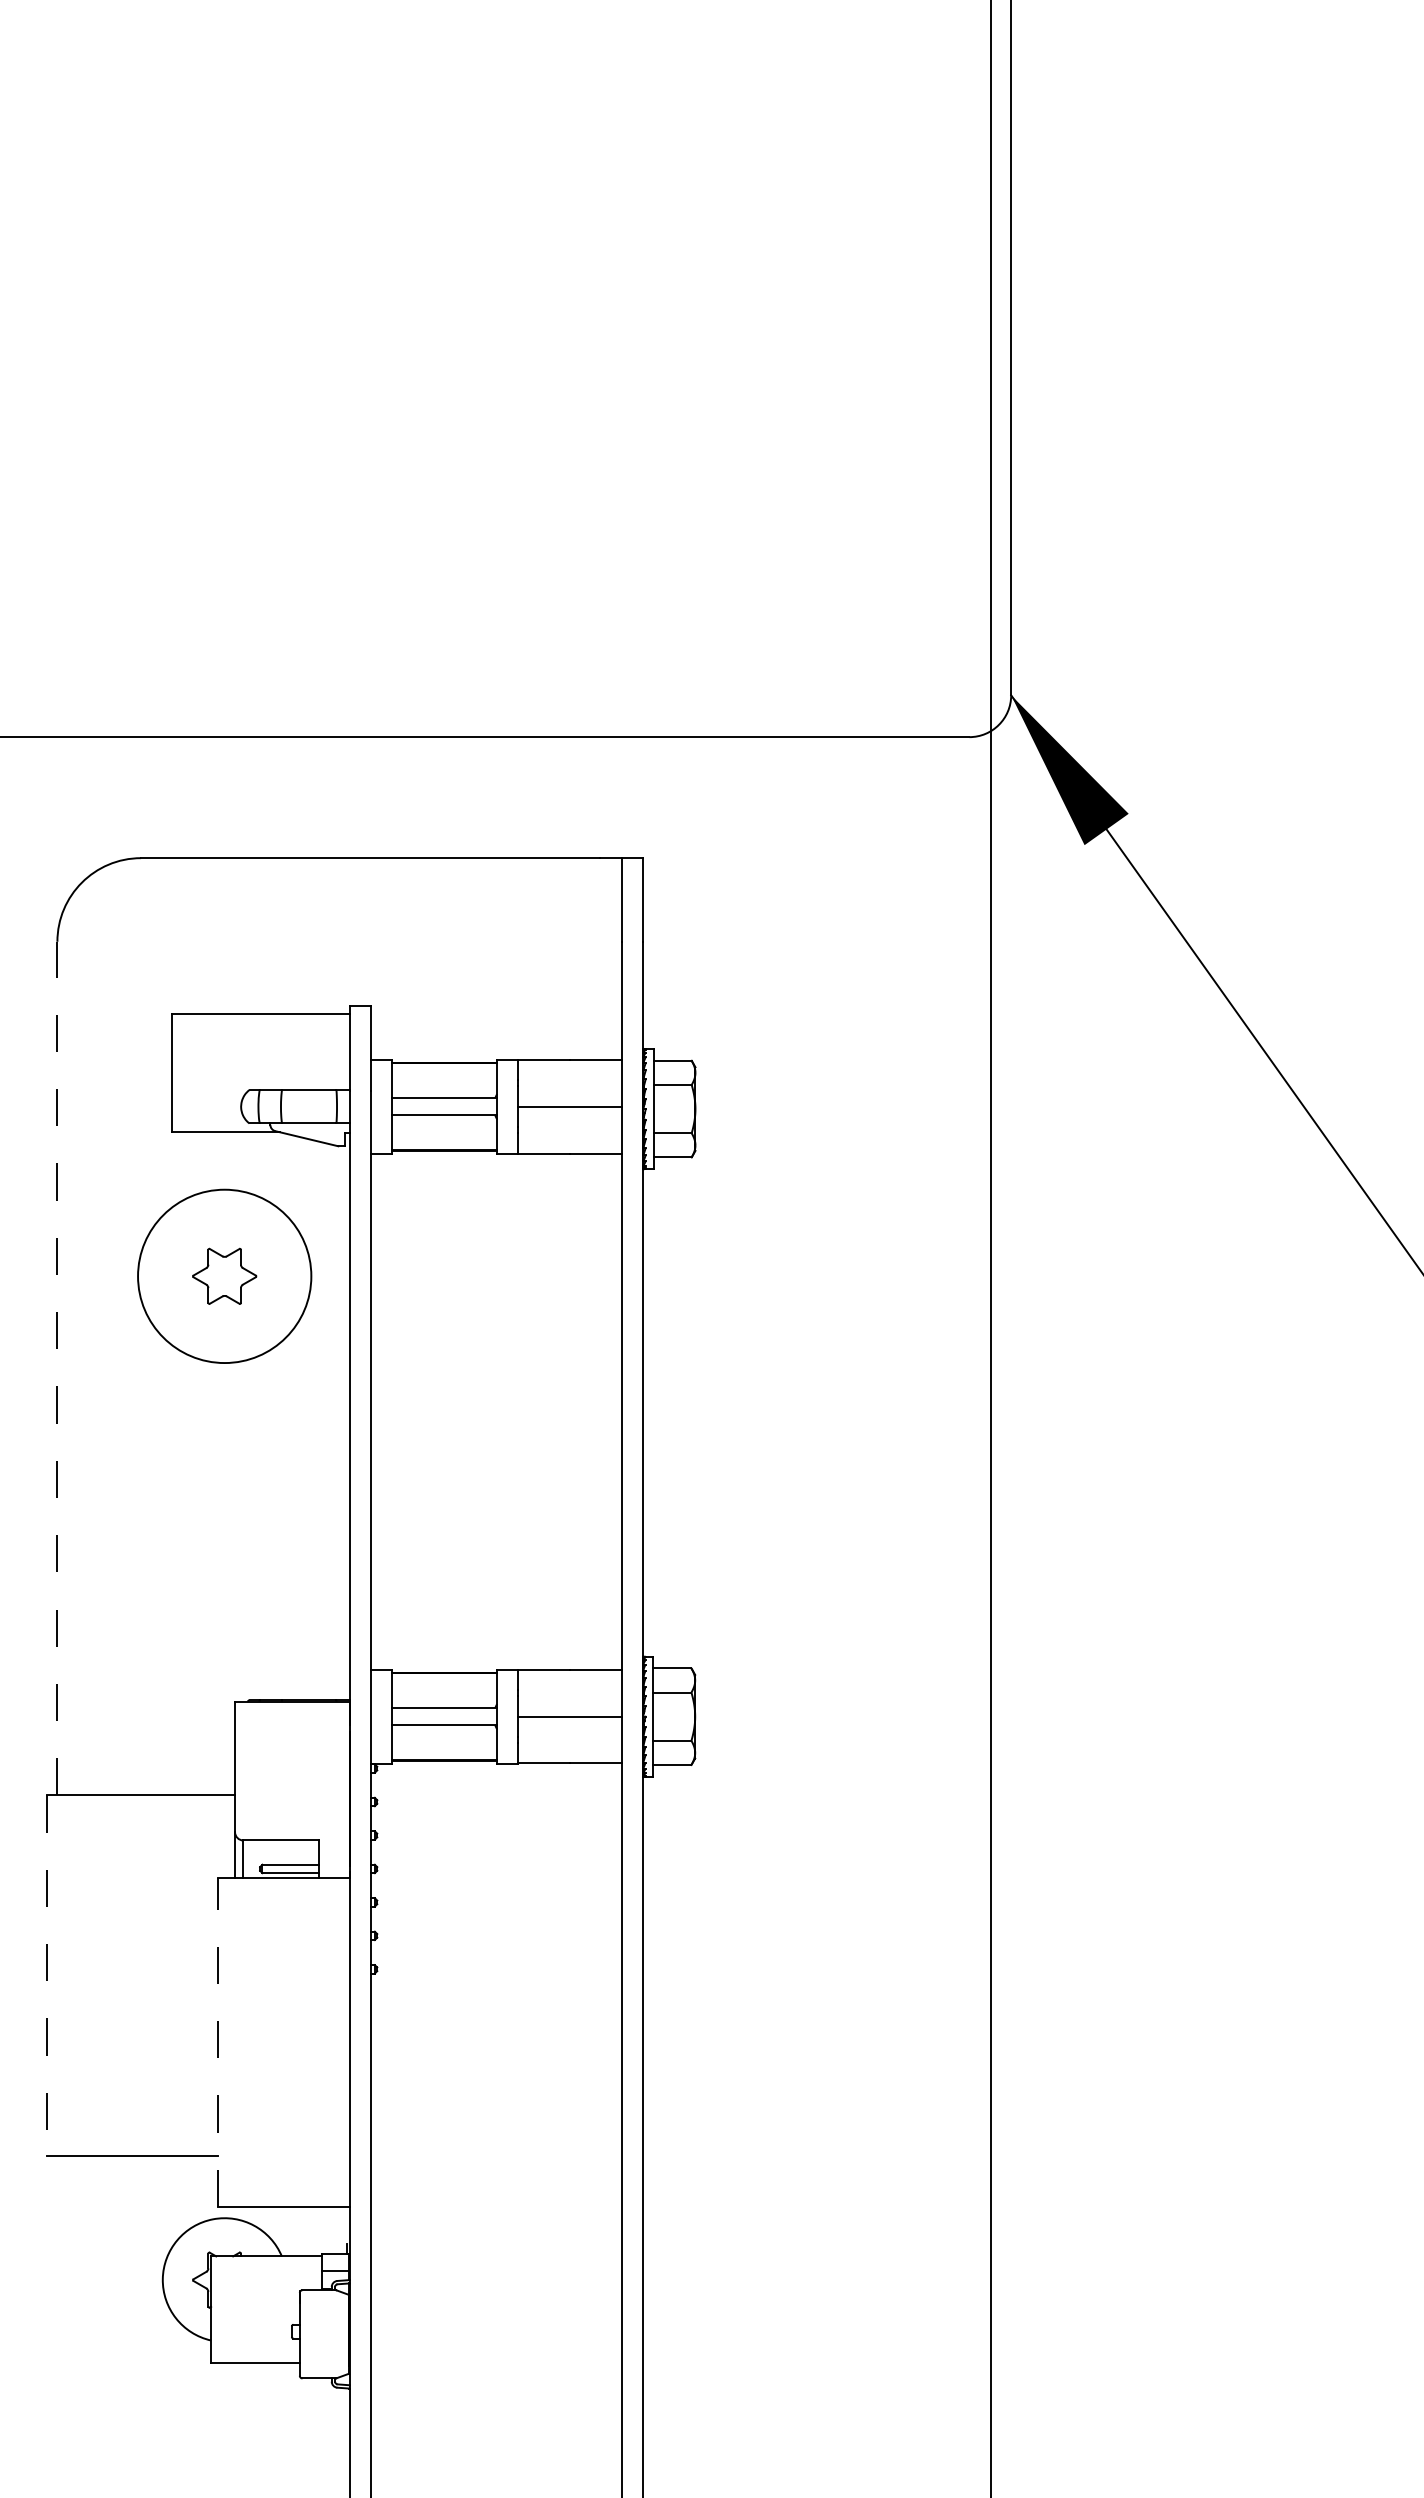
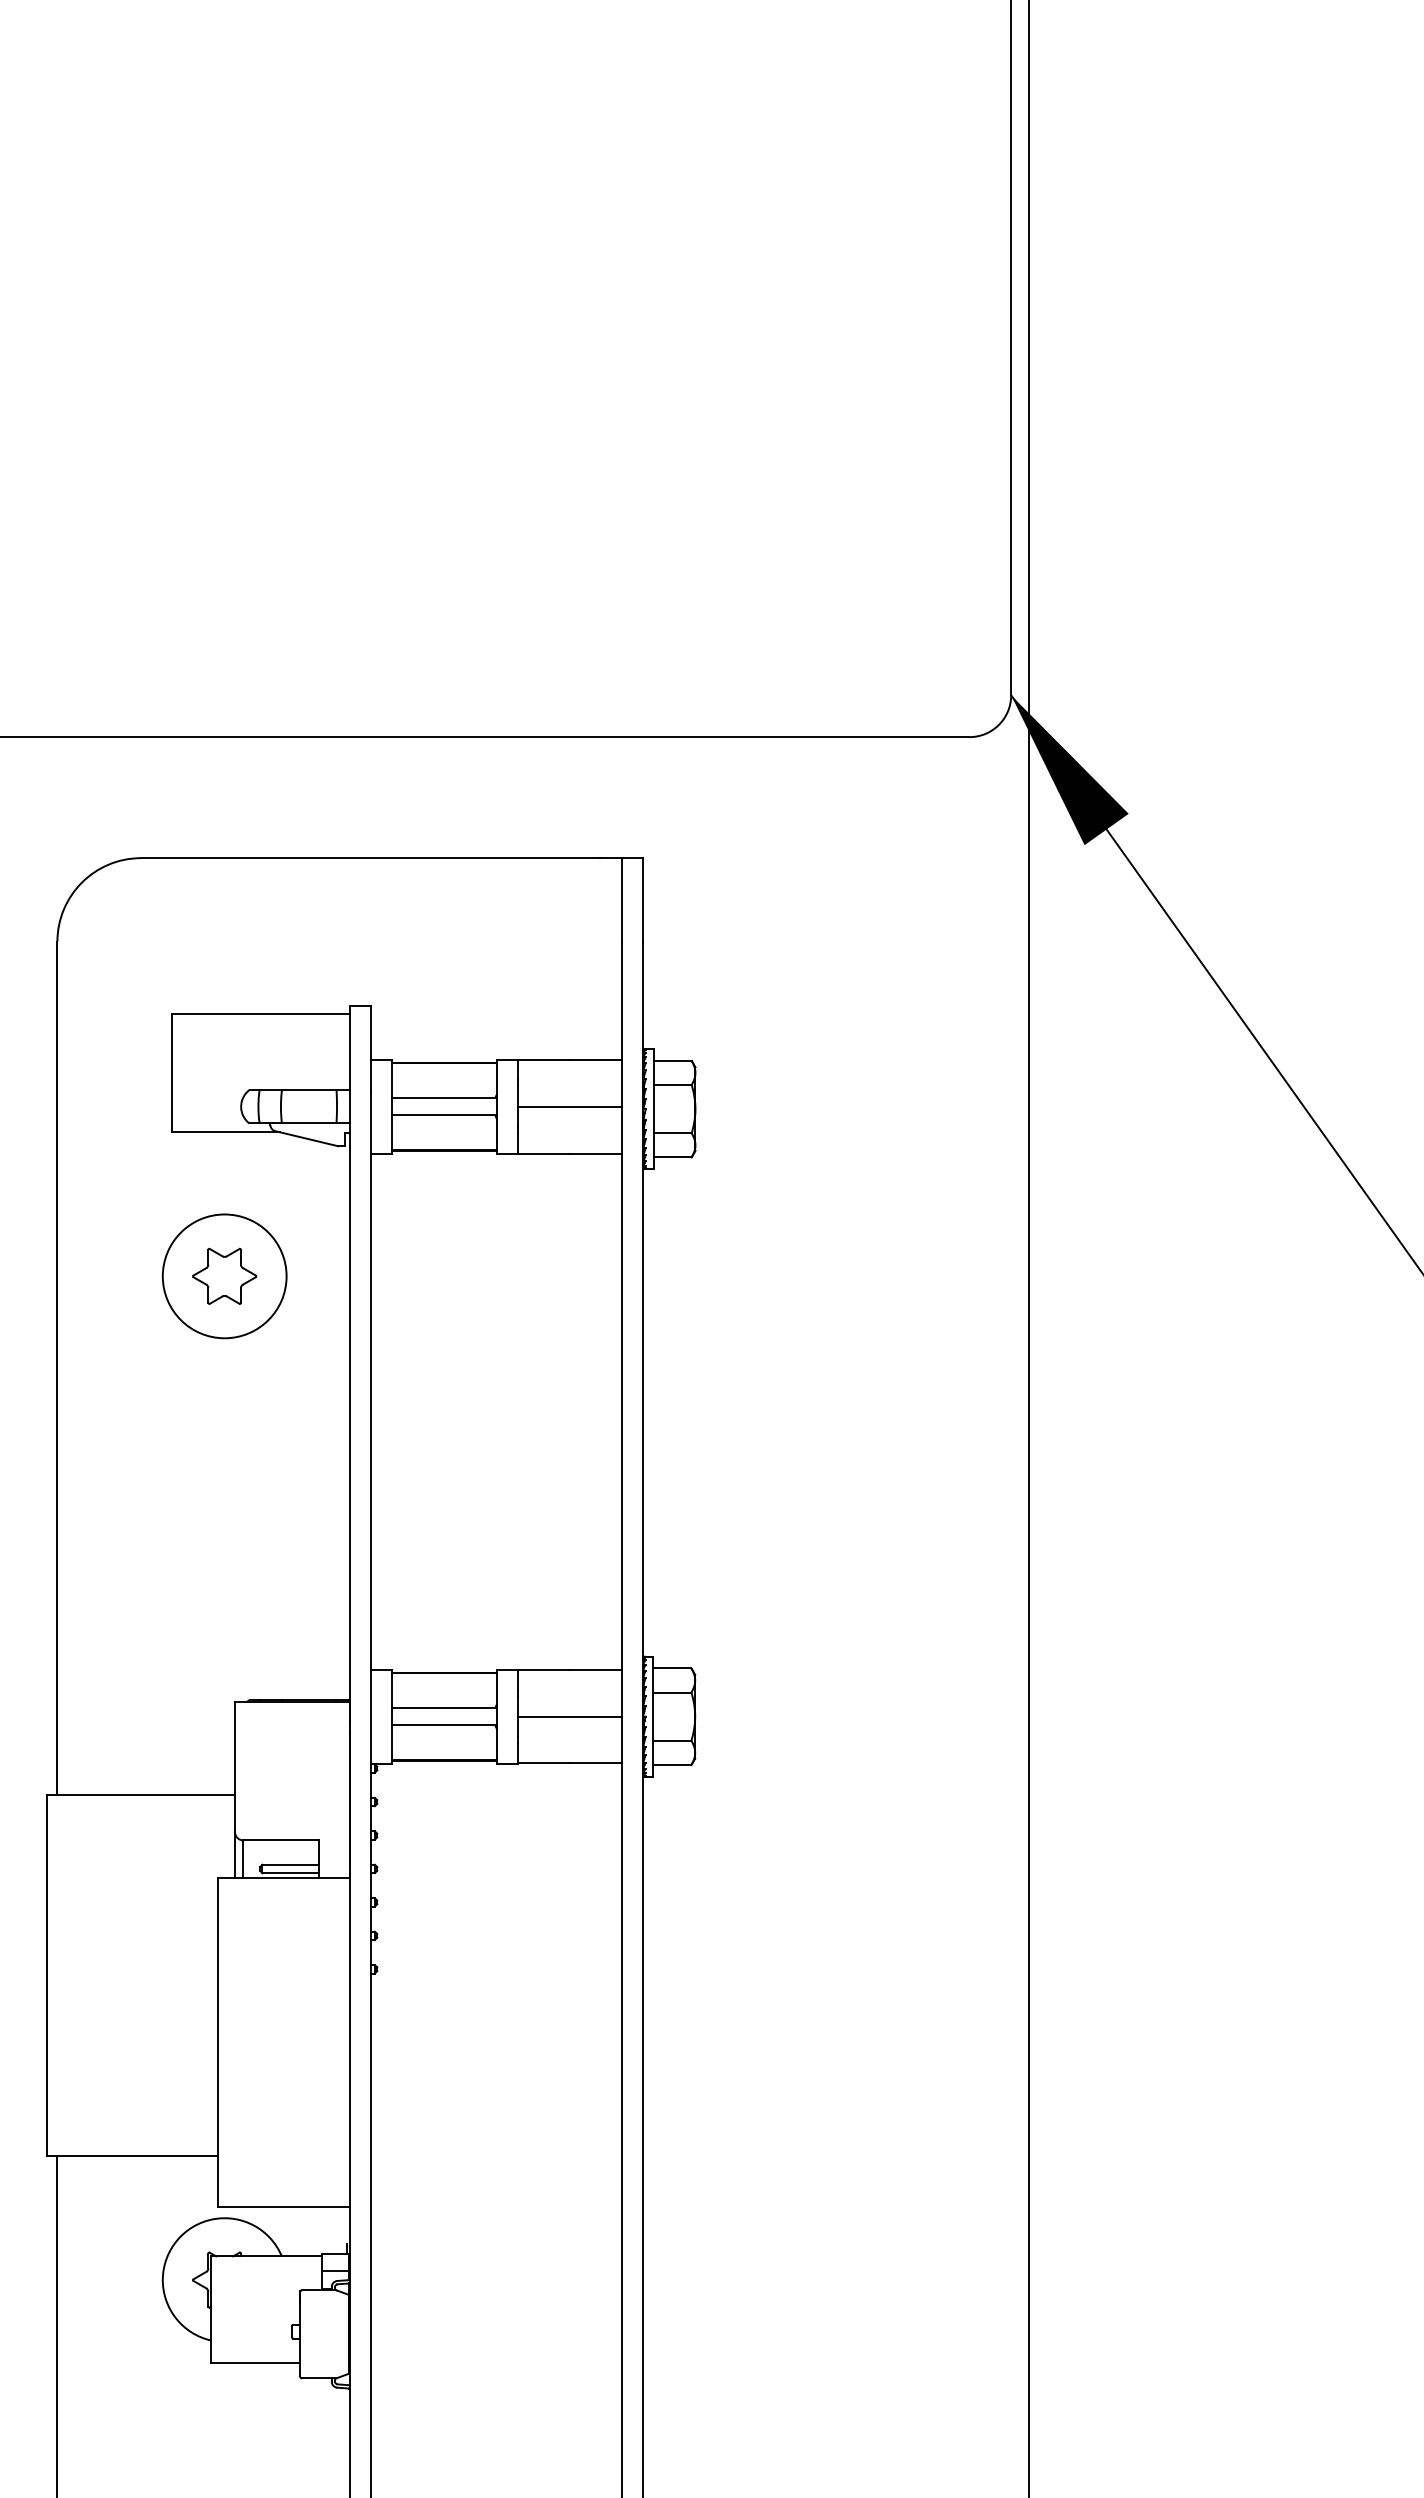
line position: (991, 1248) -> (1029, 1248) (1029, 1248)
circle diameter: 173 px -> 124 px (224, 1276)
line: dashed -> solid (57, 1368)
line: dashed -> solid (46, 1976)
line: dashed -> solid (218, 2042)
line: none -> present (57, 2325)
